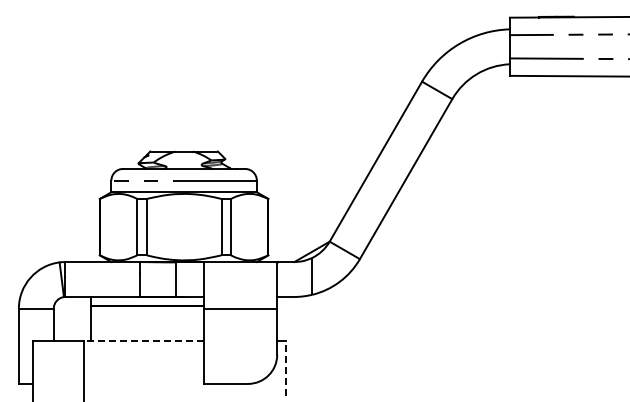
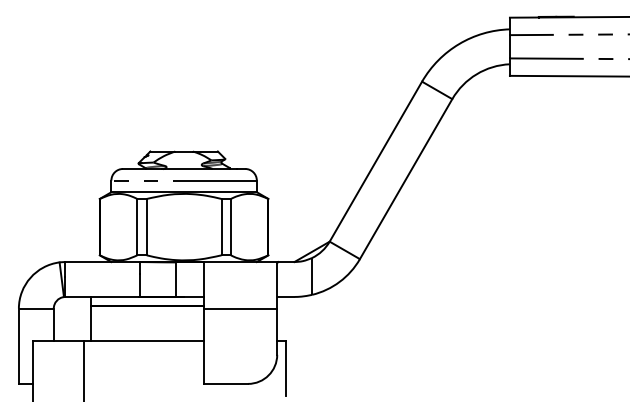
line: dashed -> solid (143, 341)
line: dashed -> solid (285, 368)
